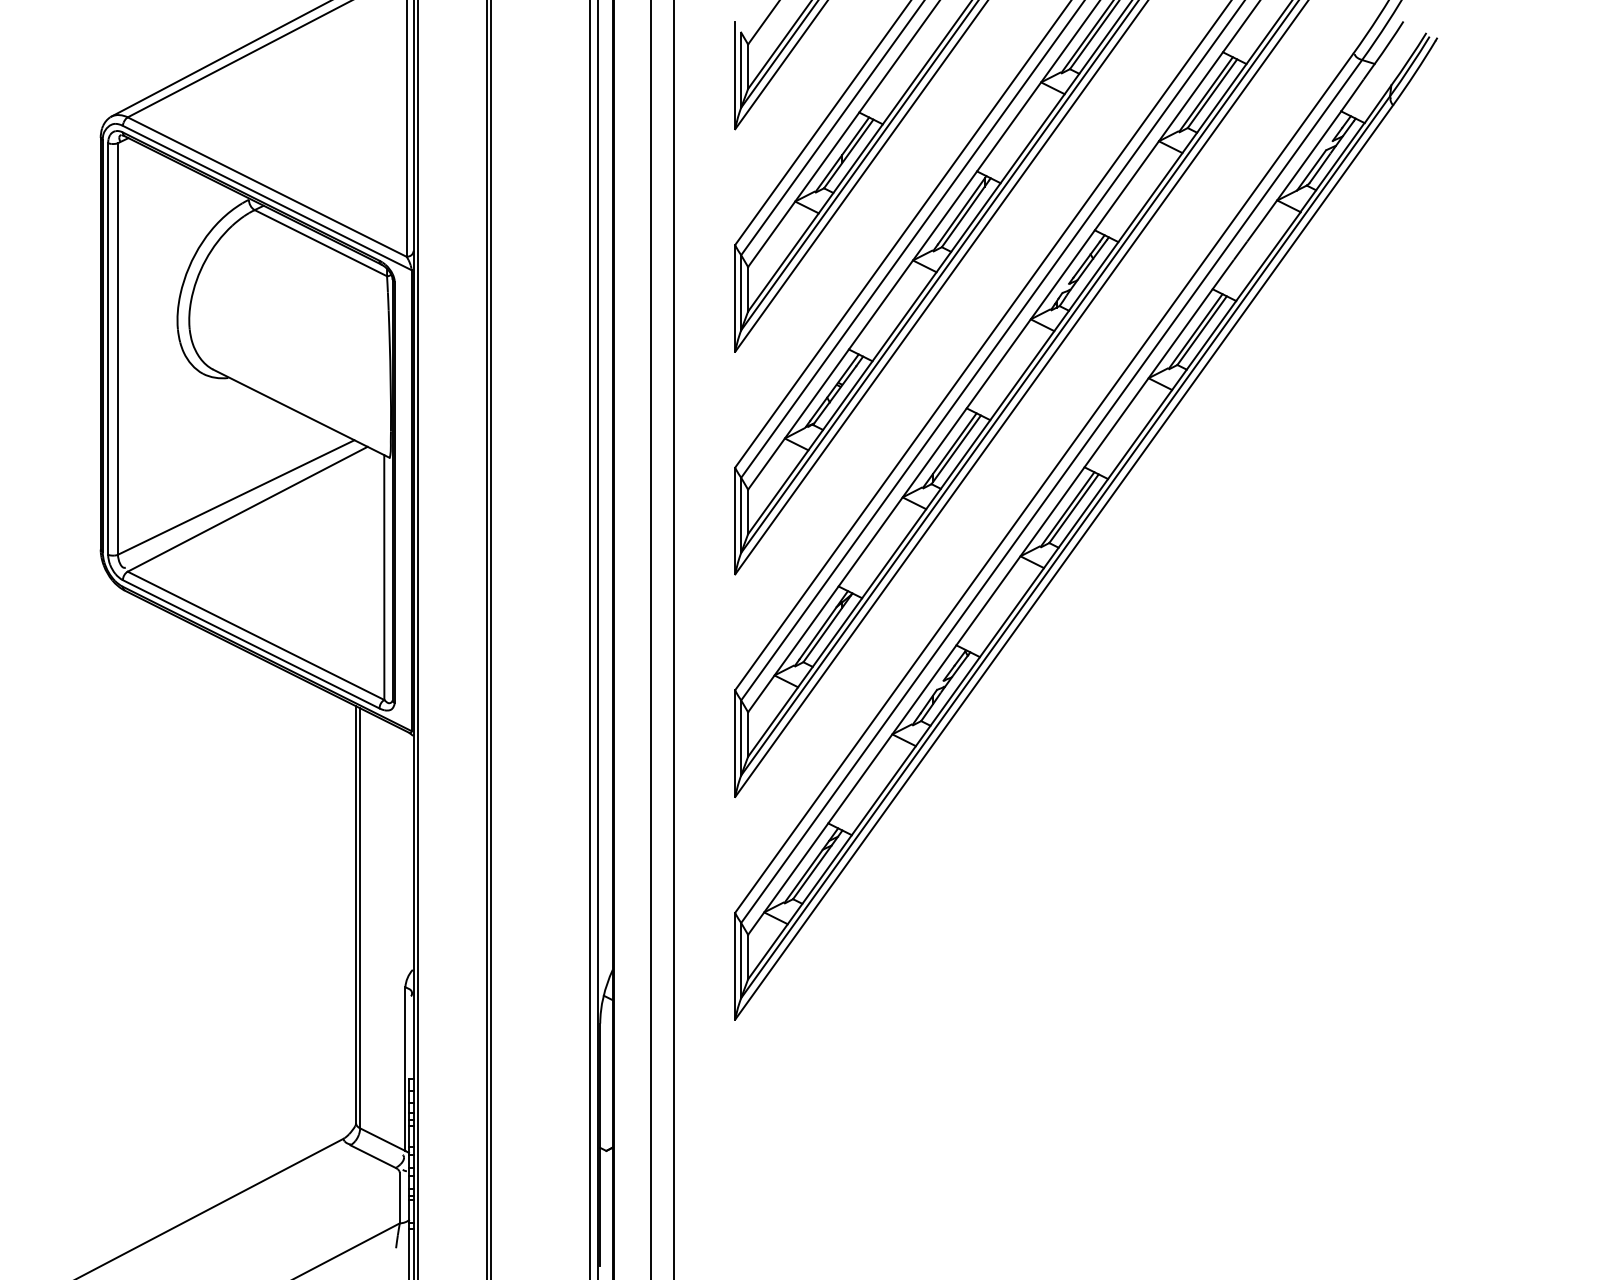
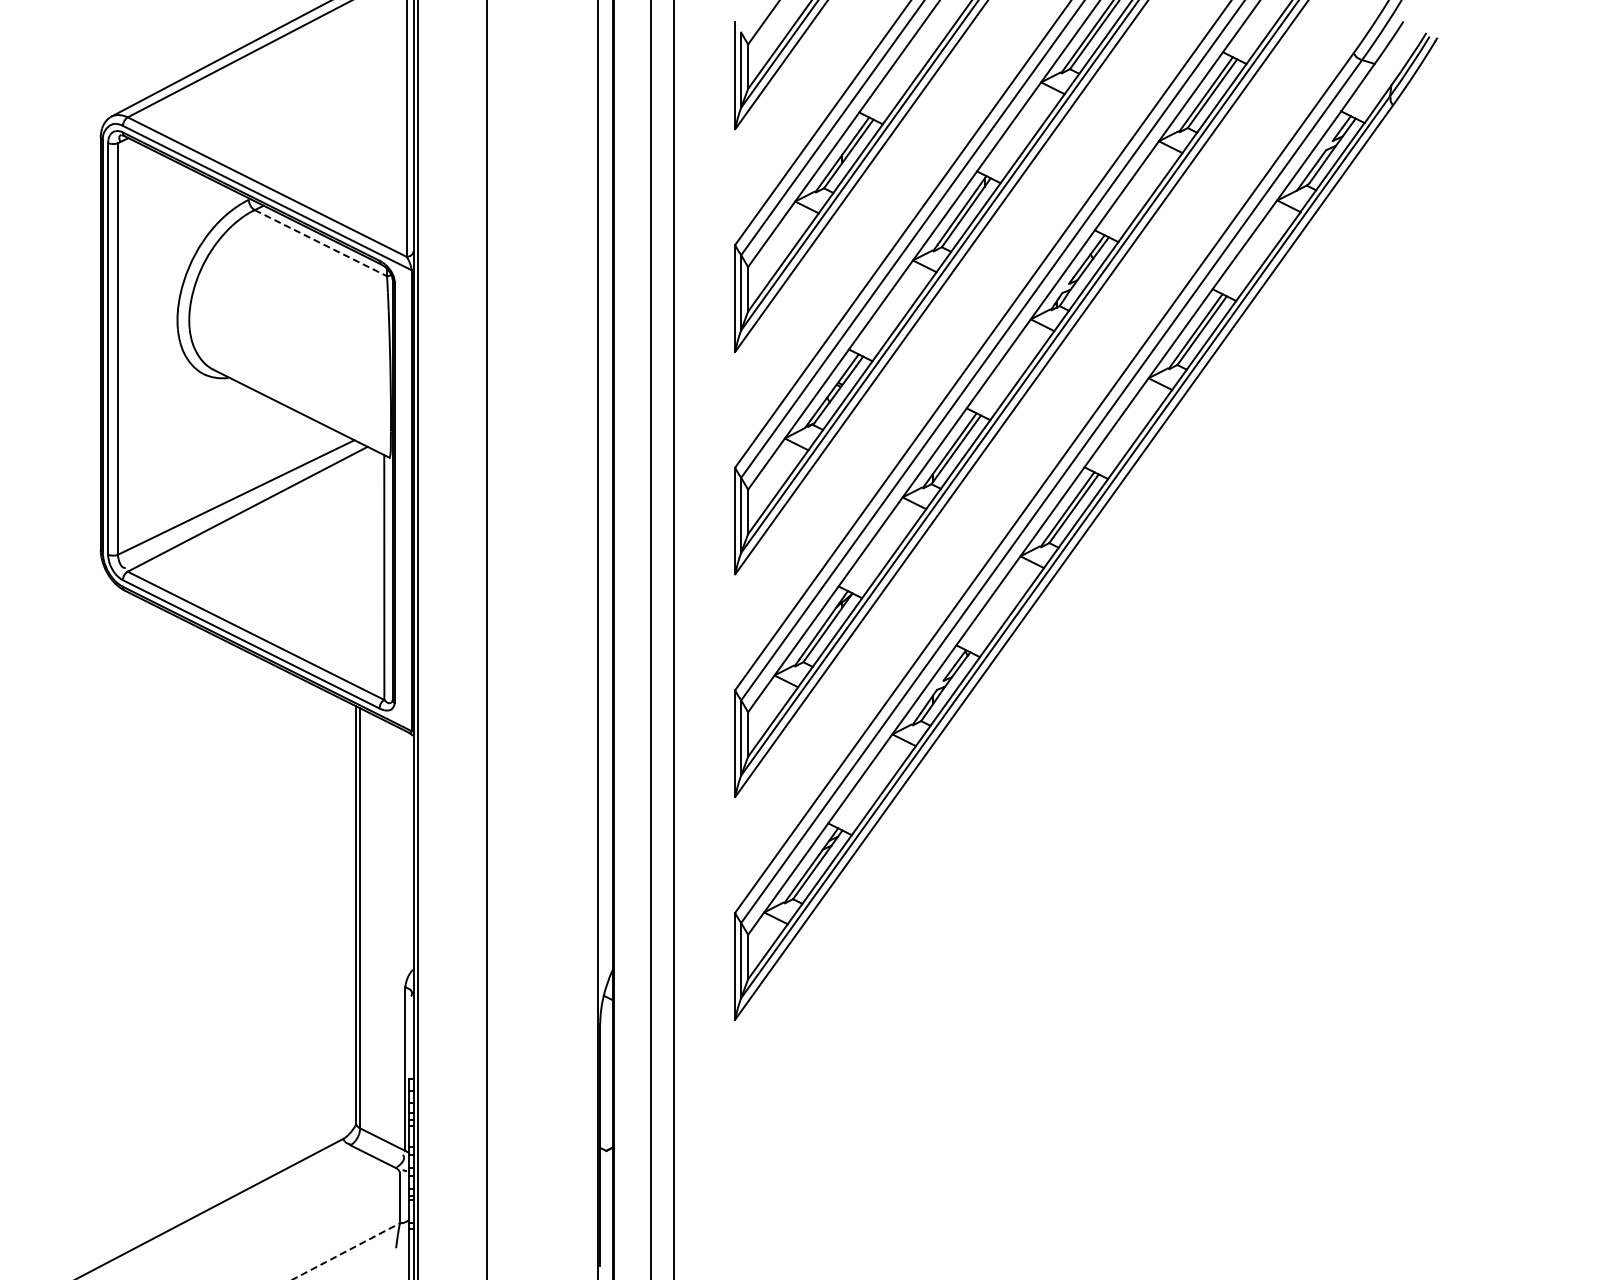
line: solid -> dashed (320, 243)
line: present -> none (490, 639)
line: present -> none (589, 639)
line: solid -> dashed (345, 1251)
